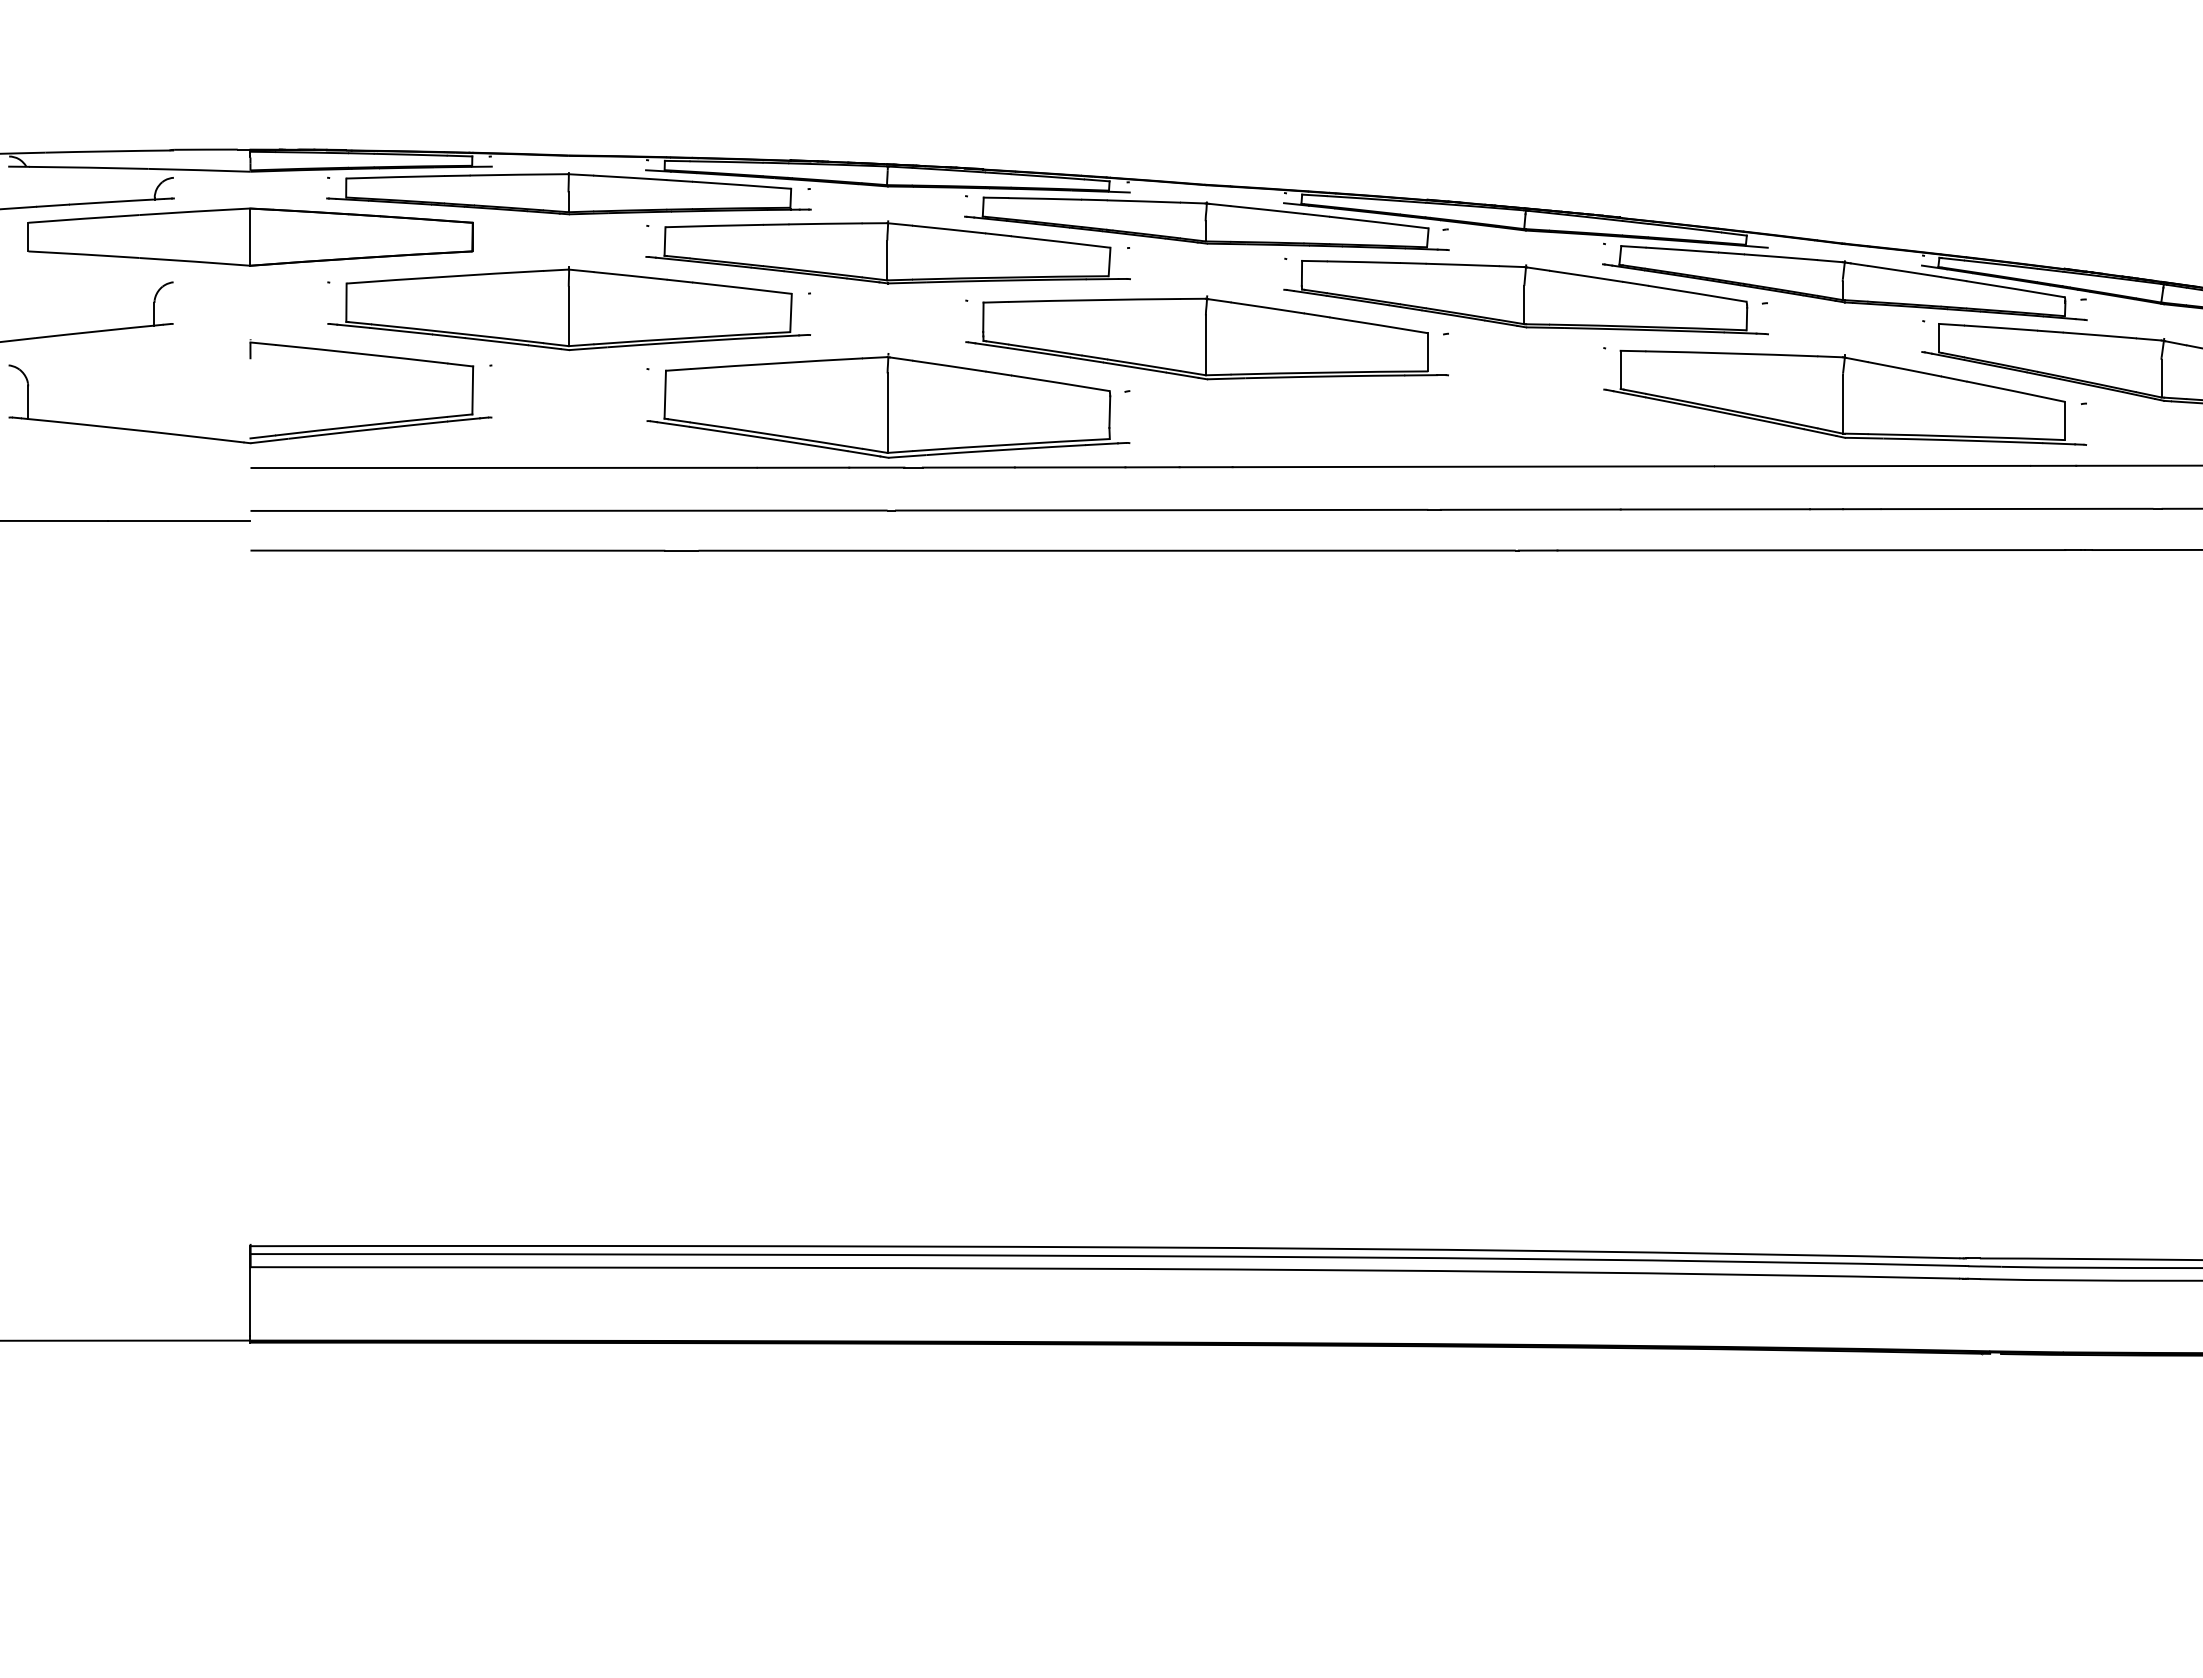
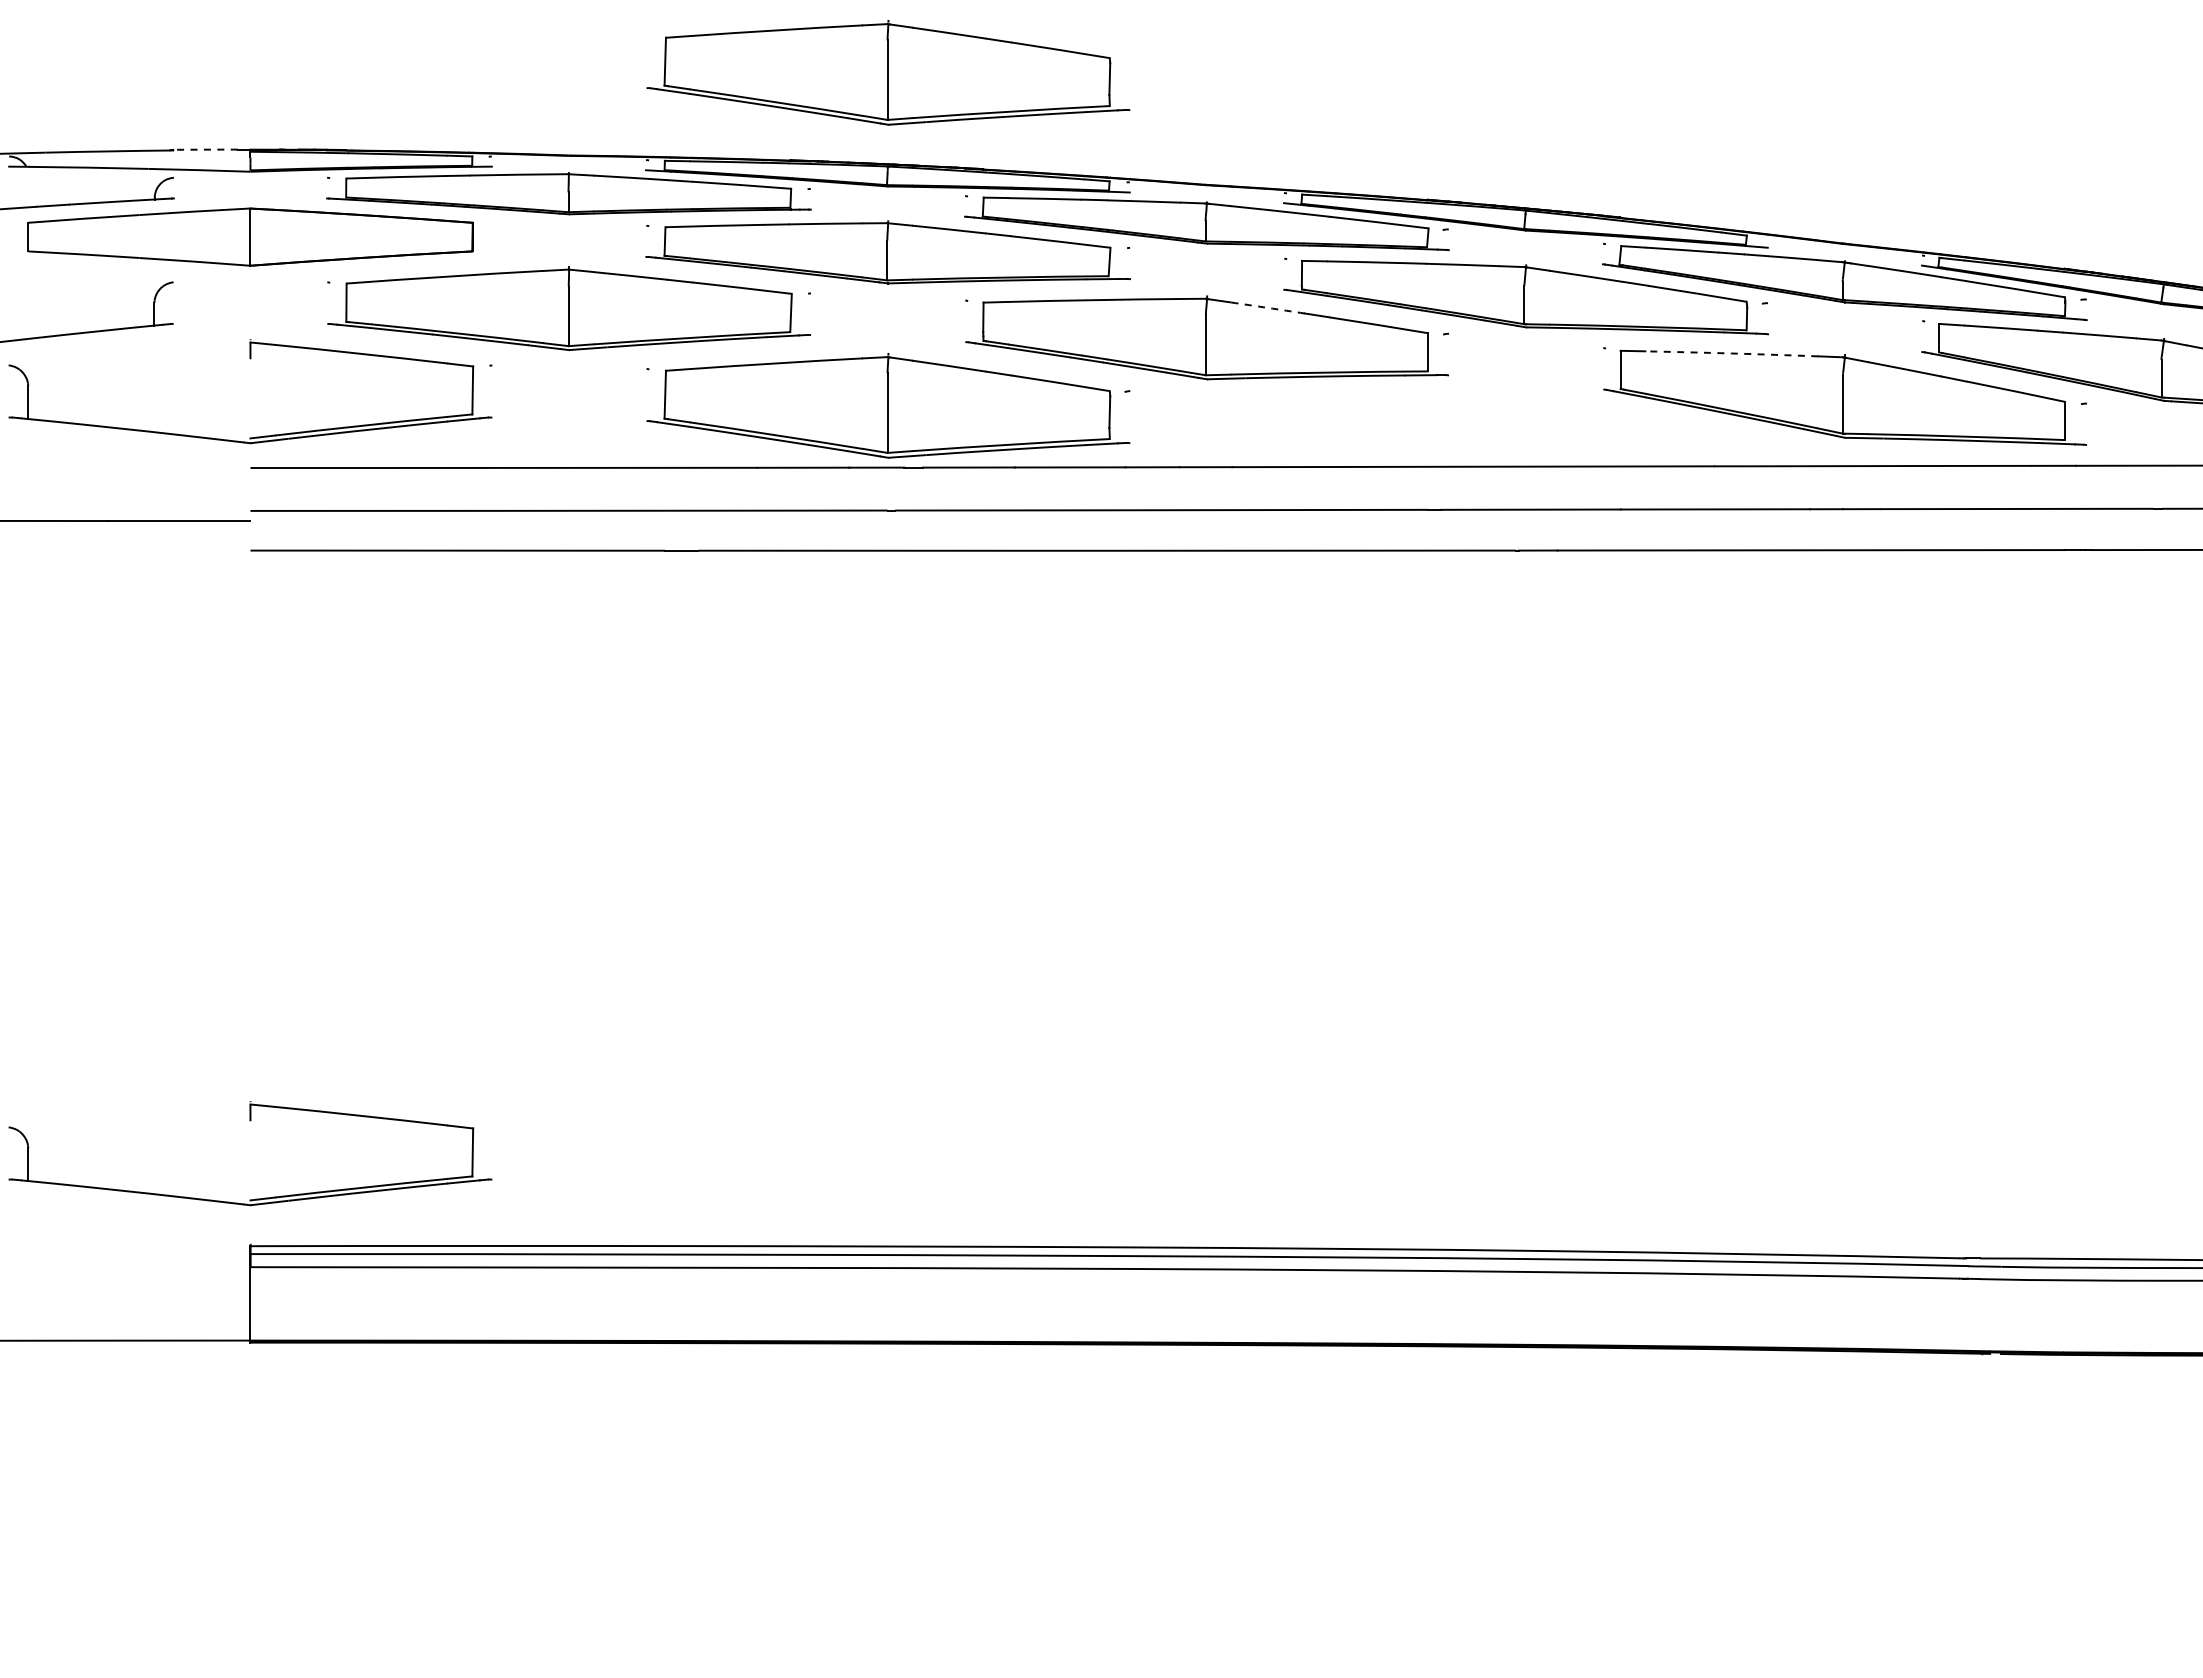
part: none -> present (888, 72)
arc: solid -> dashed (205, 149)
arc: solid -> dashed (1267, 307)
arc: solid -> dashed (1731, 353)
part: none -> present (250, 1121)
